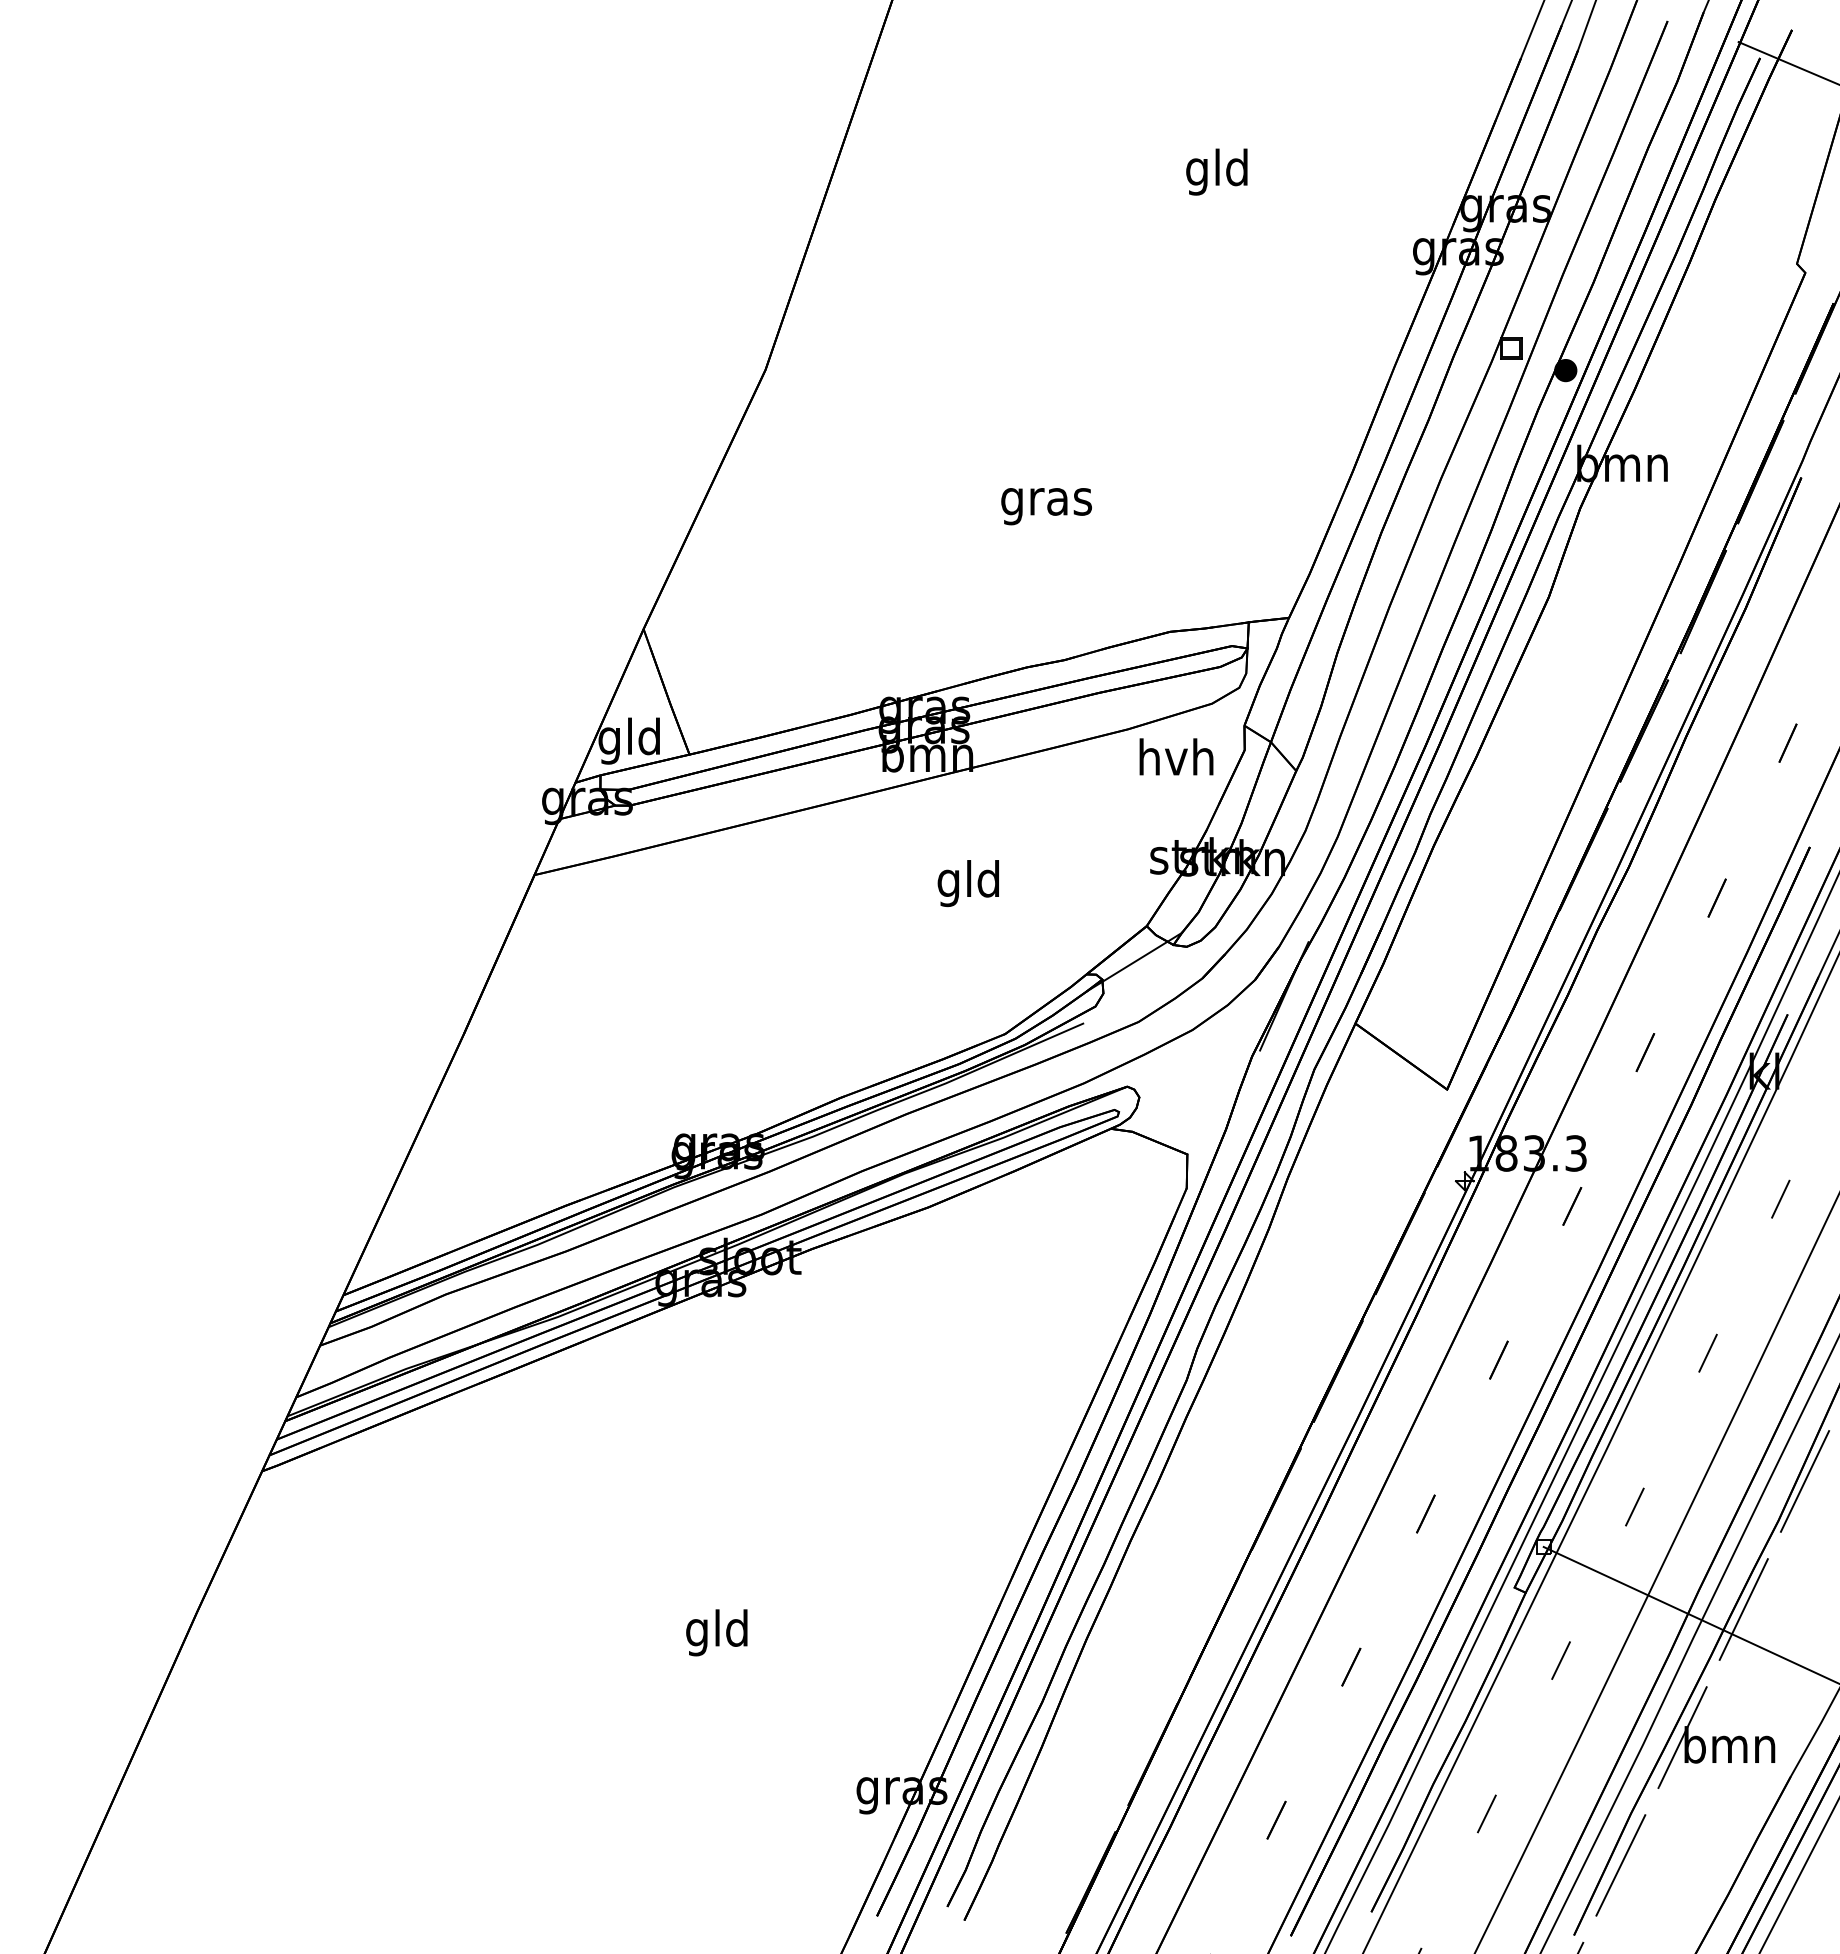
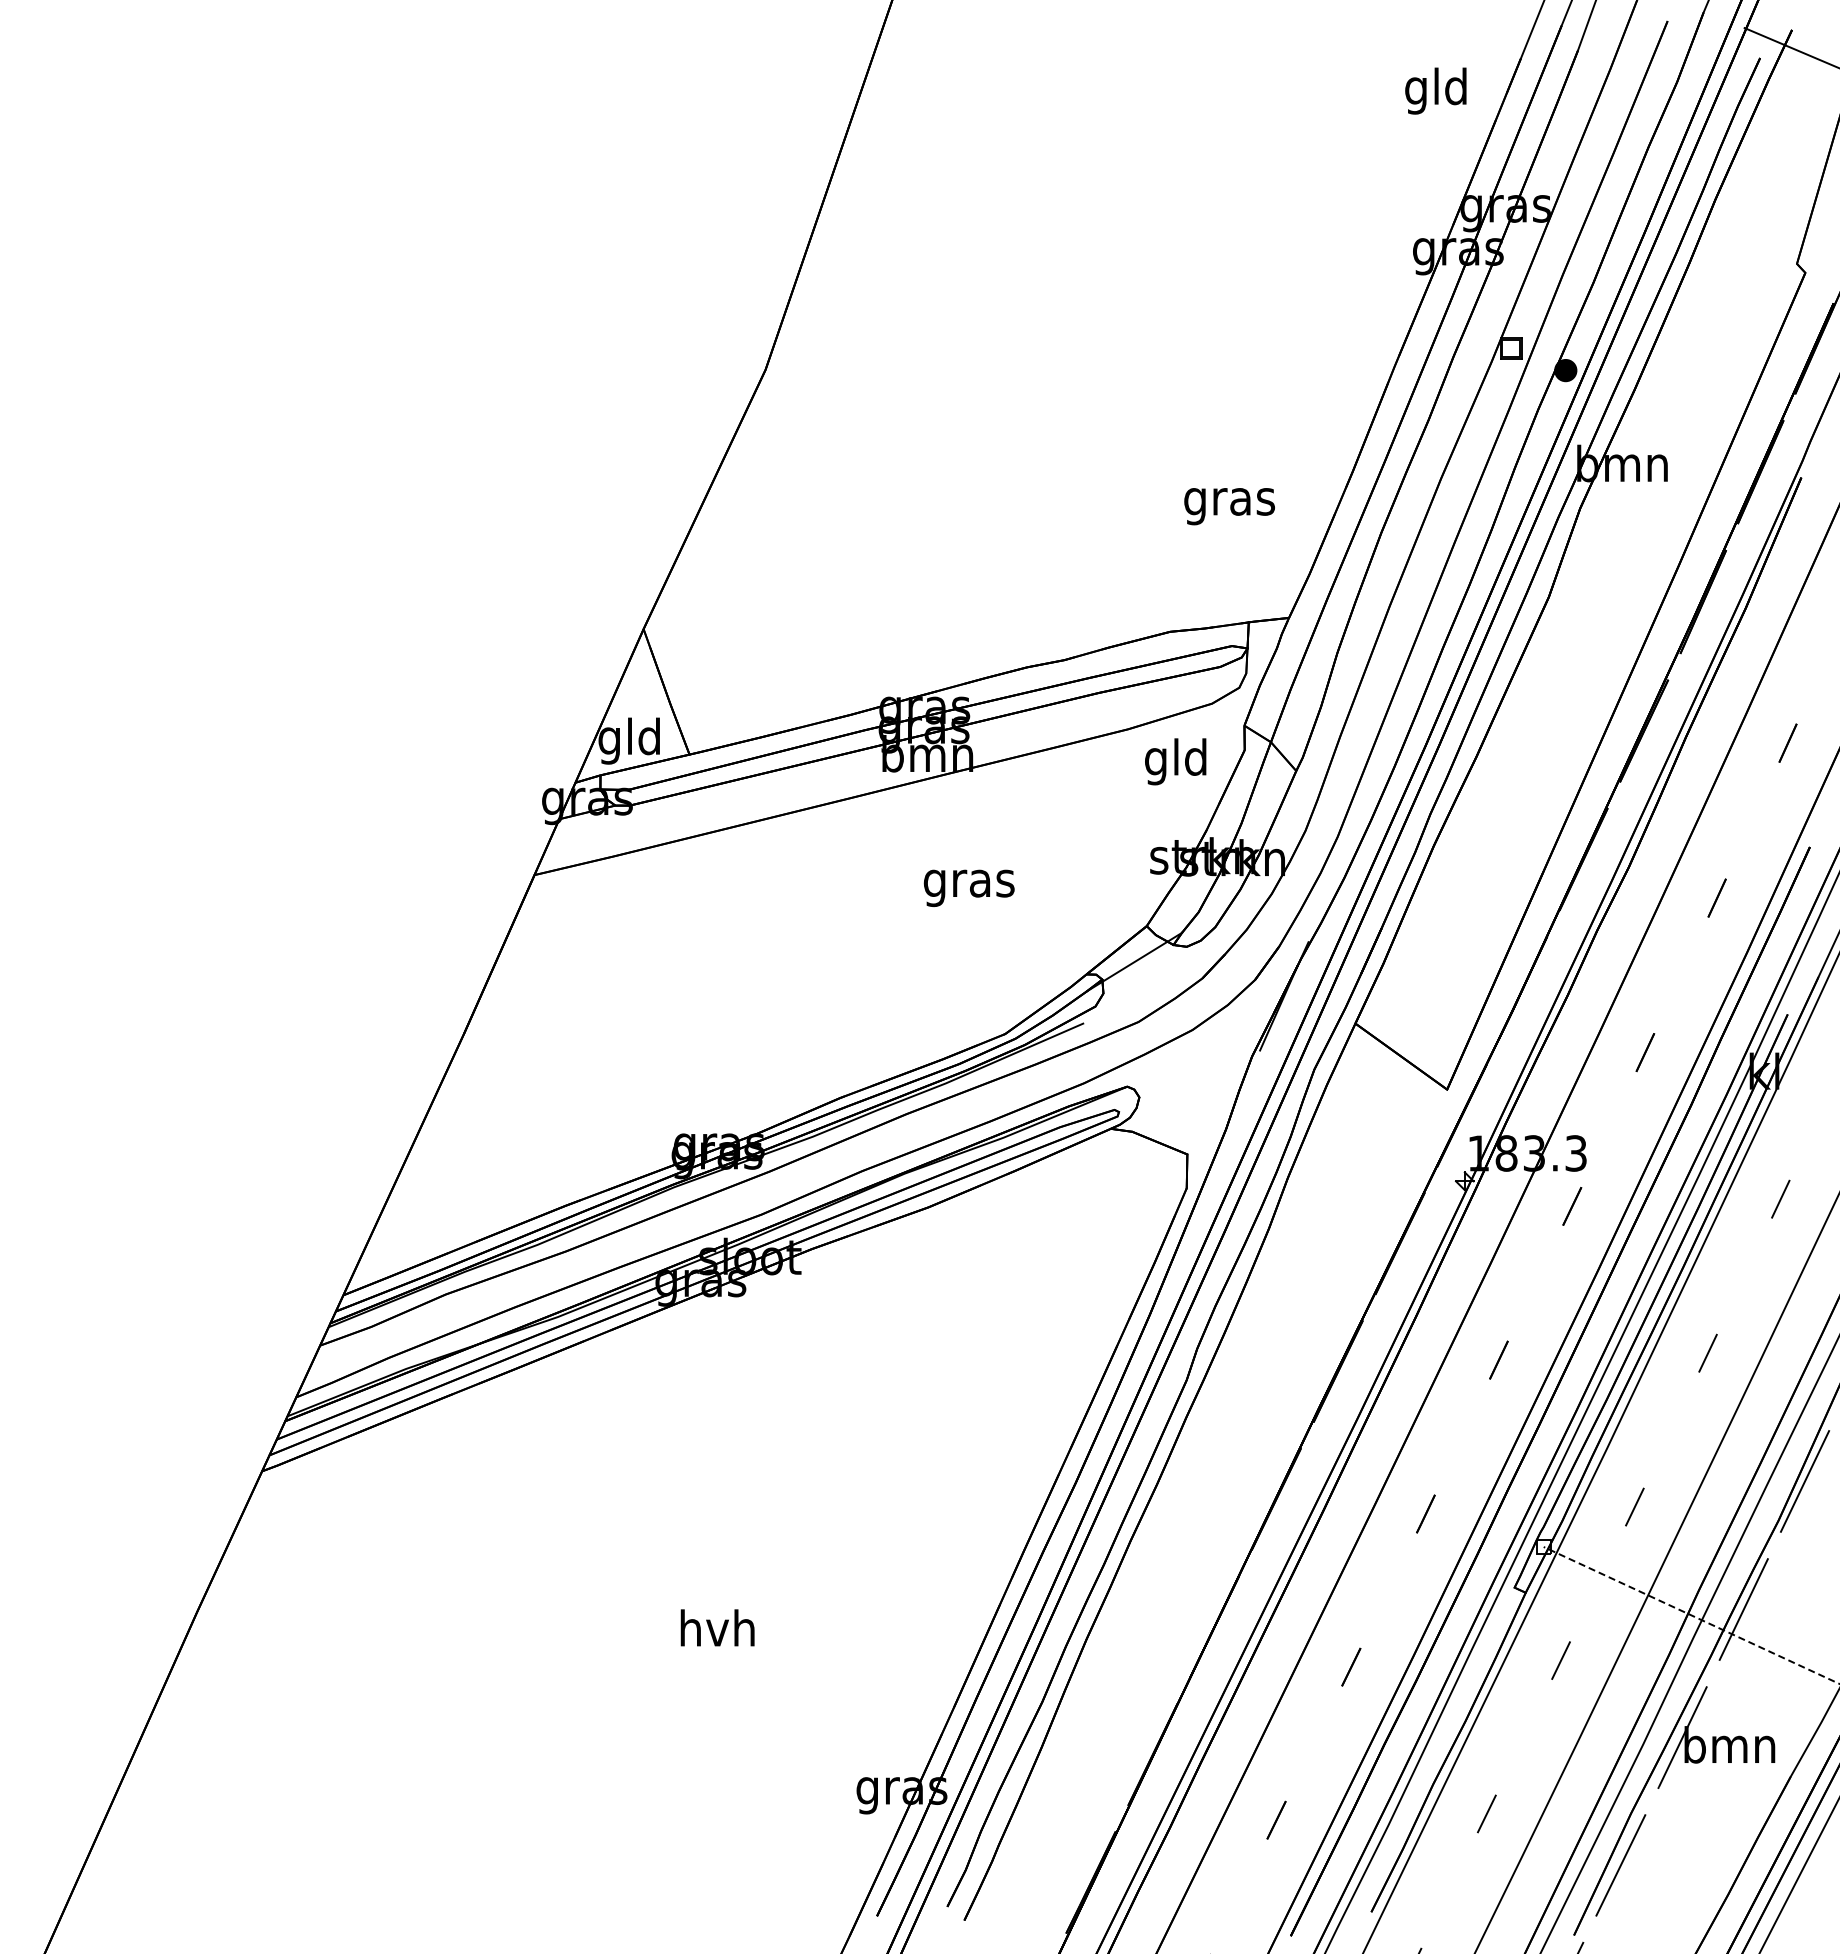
line position: (1787, 62) -> (1790, 47) (1790, 47)
text position: (1216, 171) -> (1435, 90) (1435, 90)
text position: (1046, 506) -> (1229, 506) (1229, 506)
text: hvh -> gld (1176, 761)
text: gld -> gras (968, 883)
line: solid -> dashed (1691, 1615)
text: gld -> hvh (717, 1632)
